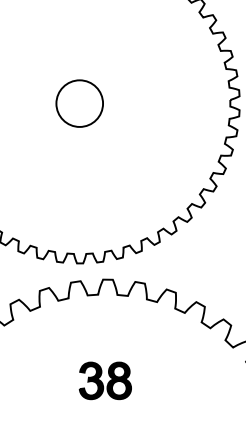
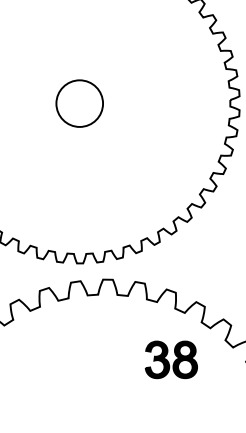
part position: (104, 380) -> (170, 359) (170, 359)
